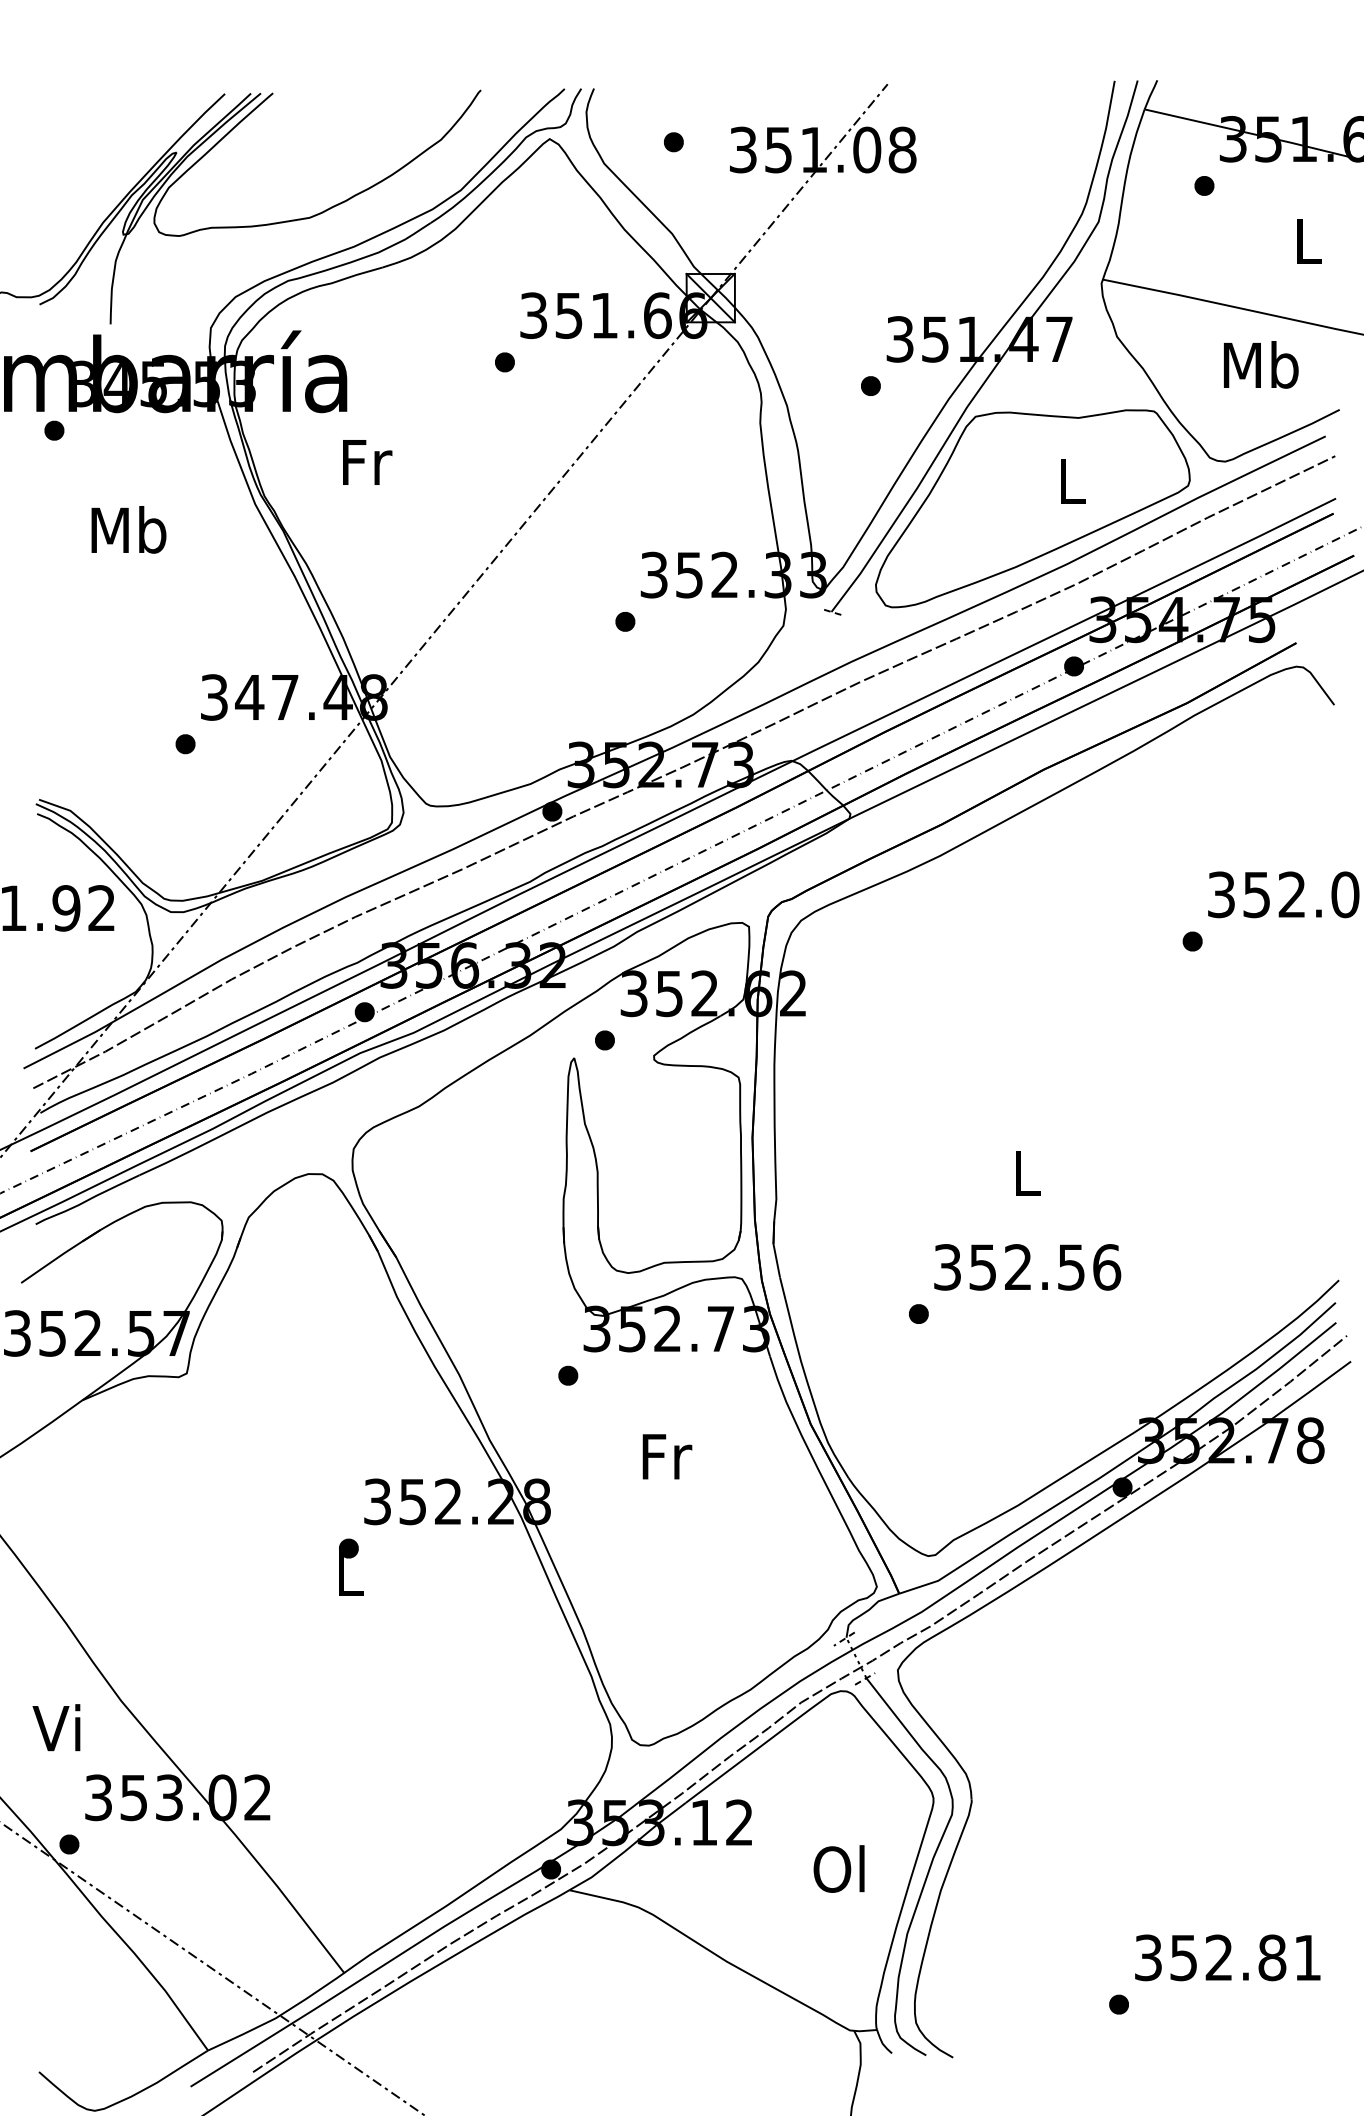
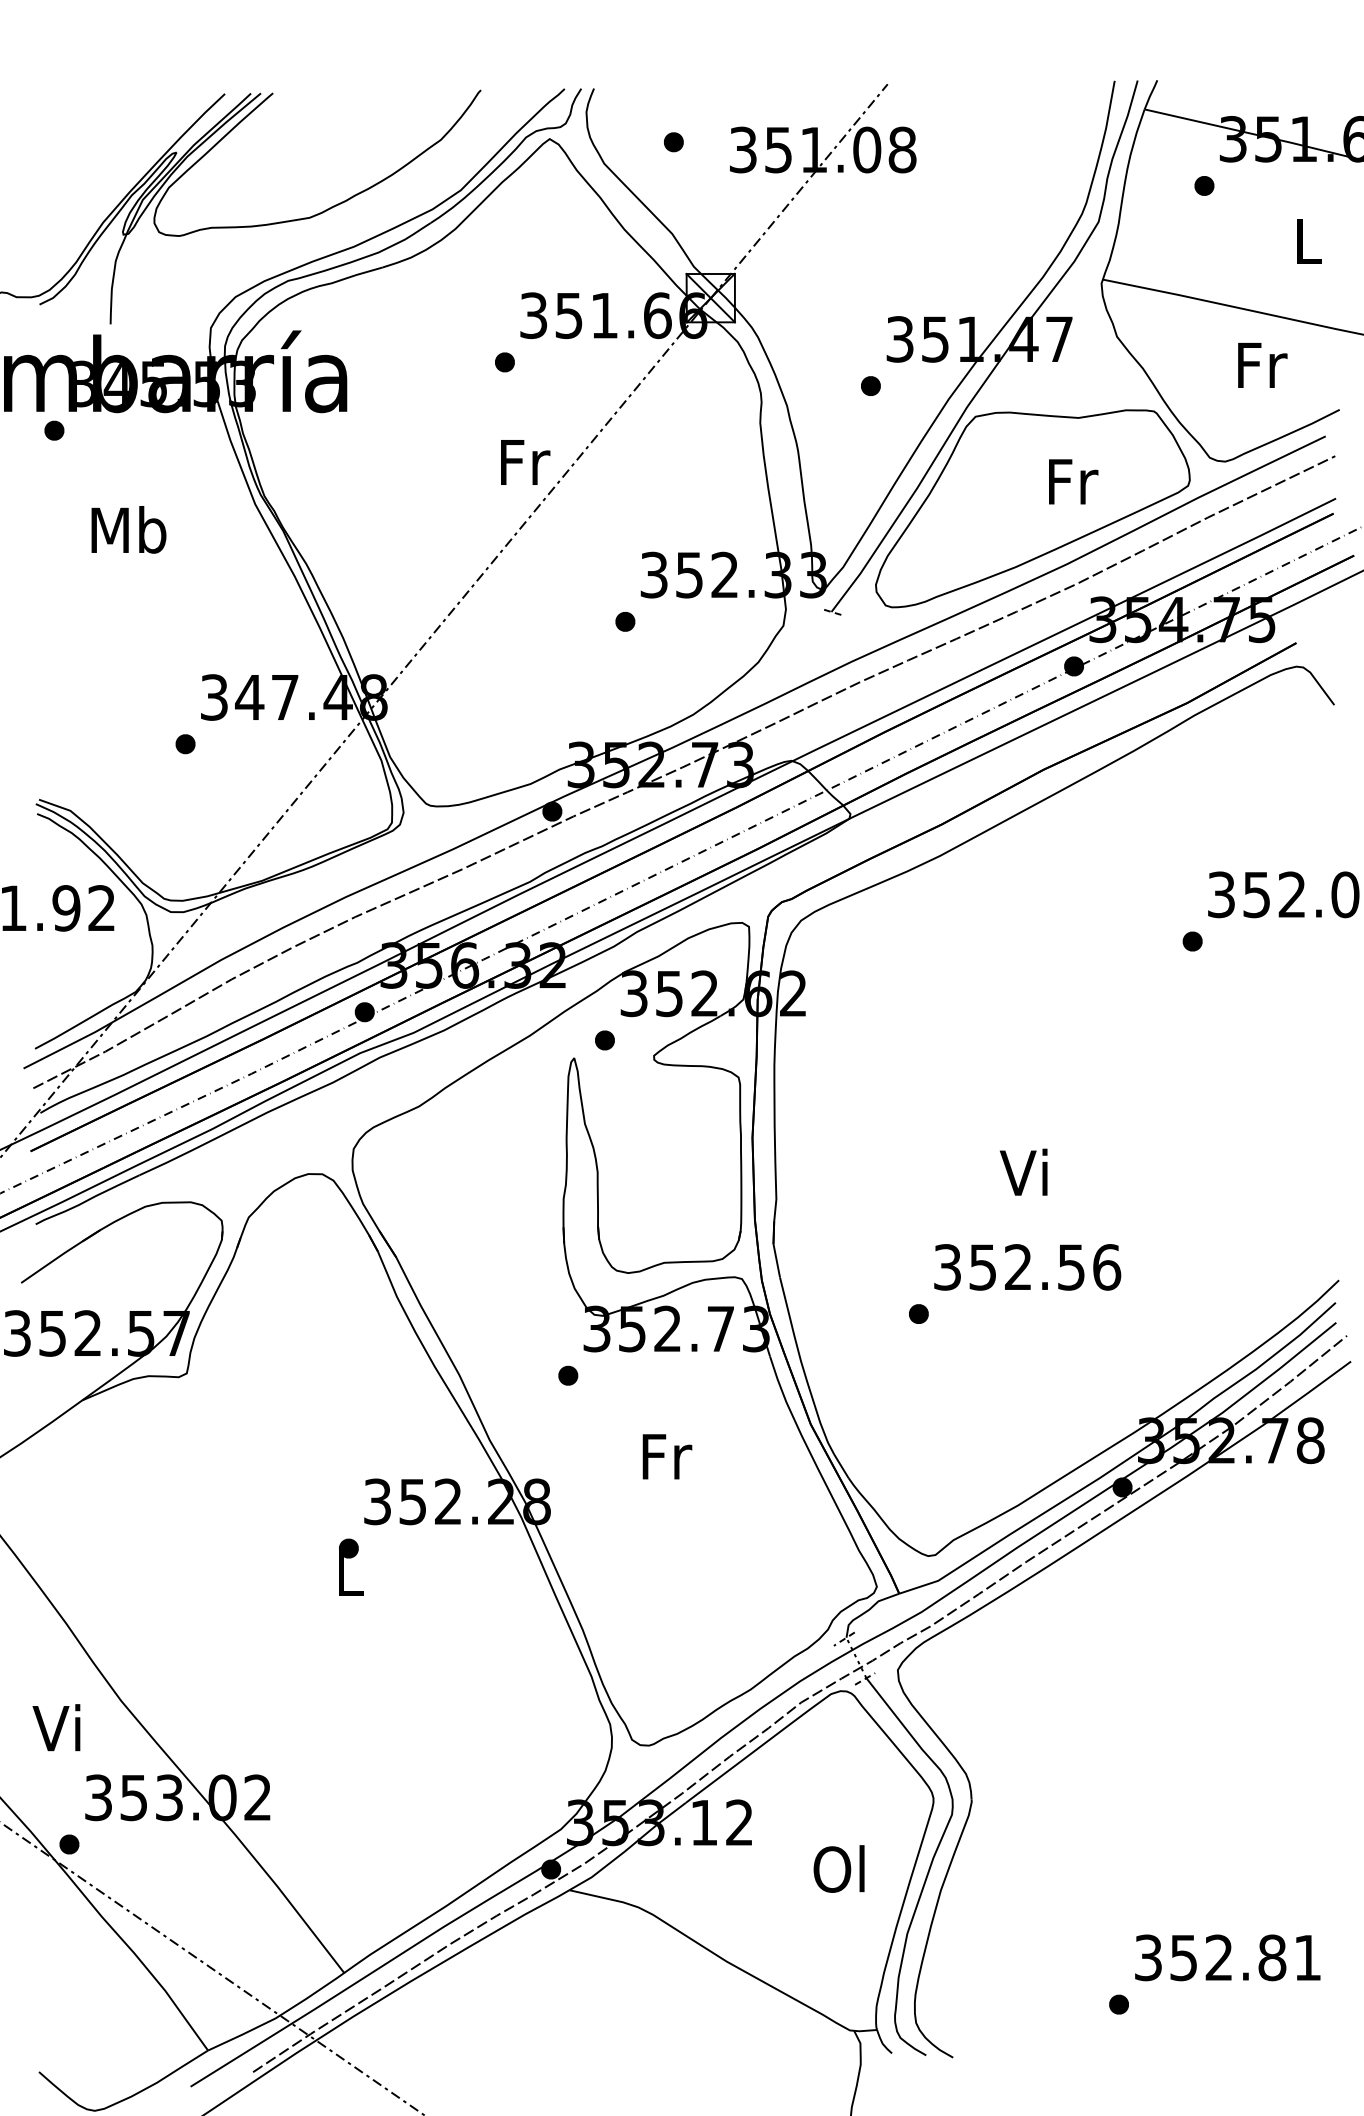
text: Mb -> Fr (1260, 364)
text position: (367, 462) -> (525, 462) (525, 462)
text: L -> Fr (1073, 481)
text: L -> Vi (1023, 1171)
